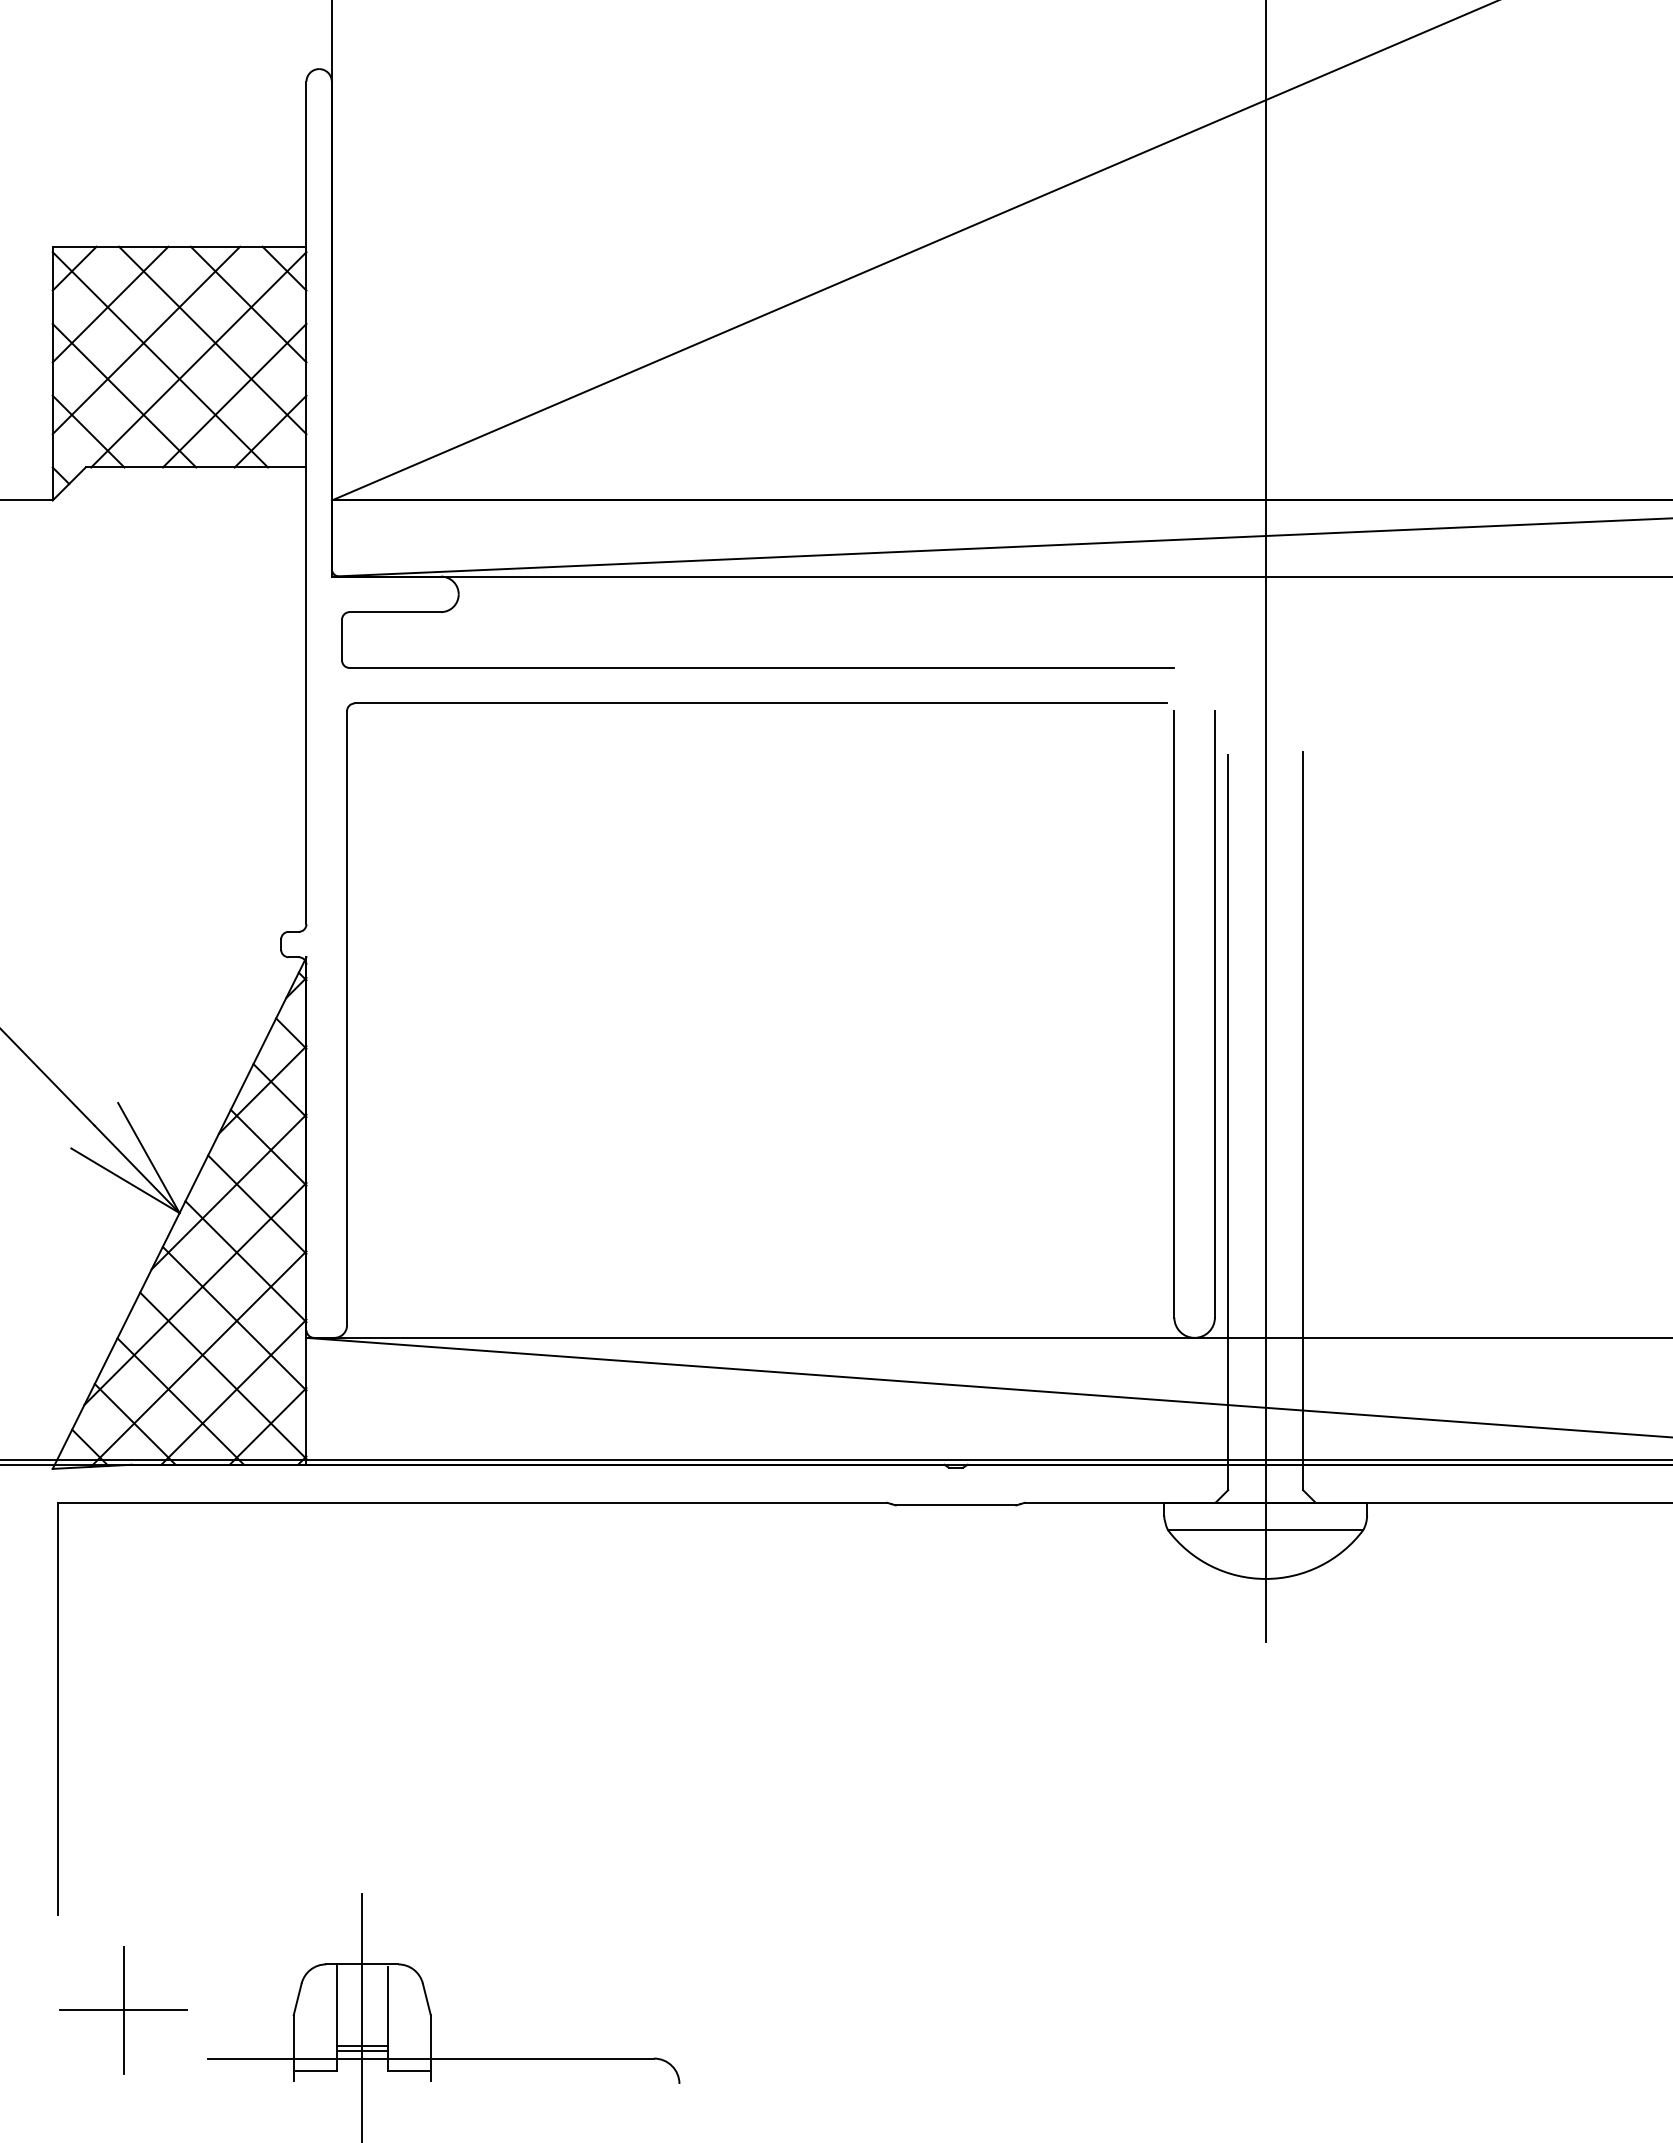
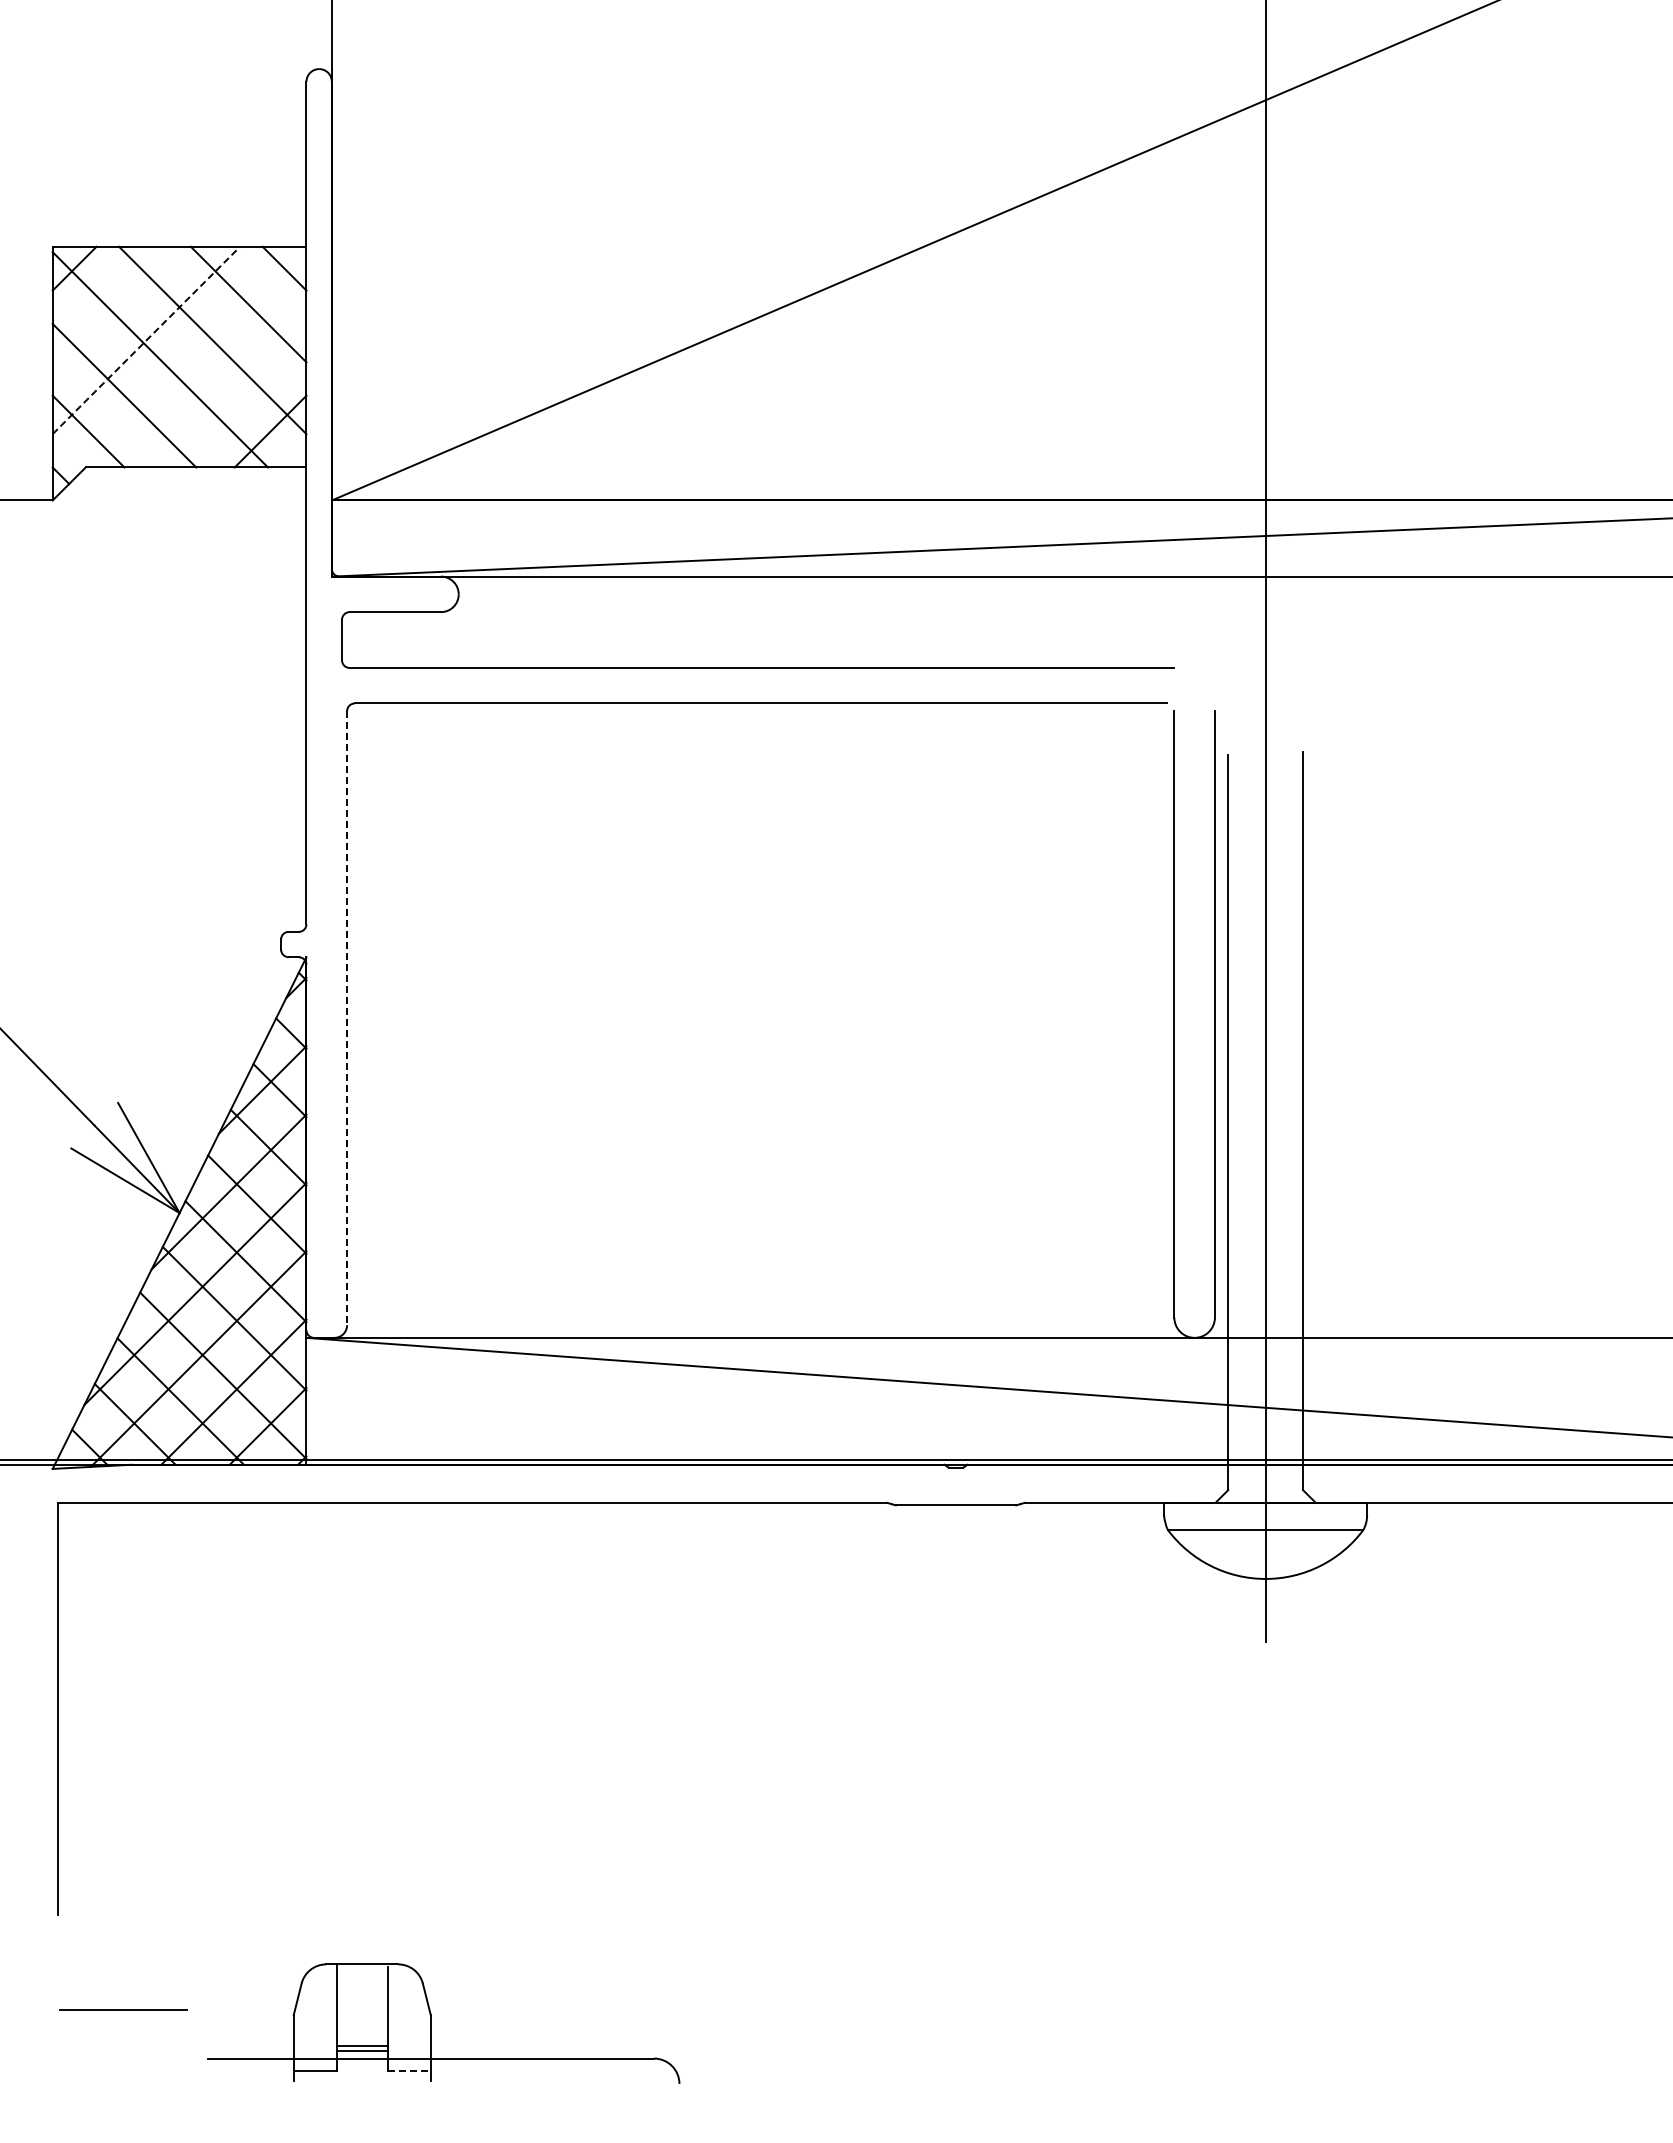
line: present -> none (110, 304)
line: solid -> dashed (146, 340)
line: present -> none (198, 359)
line: present -> none (234, 395)
line: solid -> dashed (347, 1018)
line: present -> none (123, 2009)
line: present -> none (362, 2016)
line: solid -> dashed (409, 2070)
